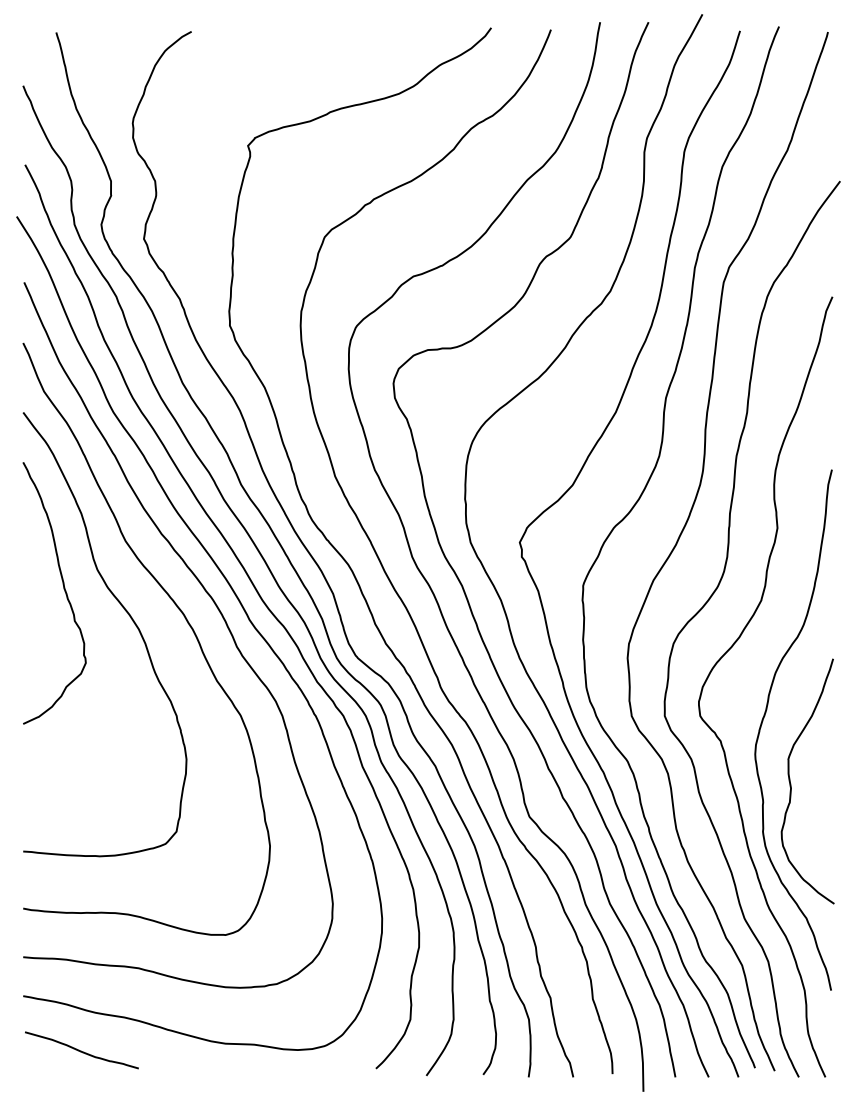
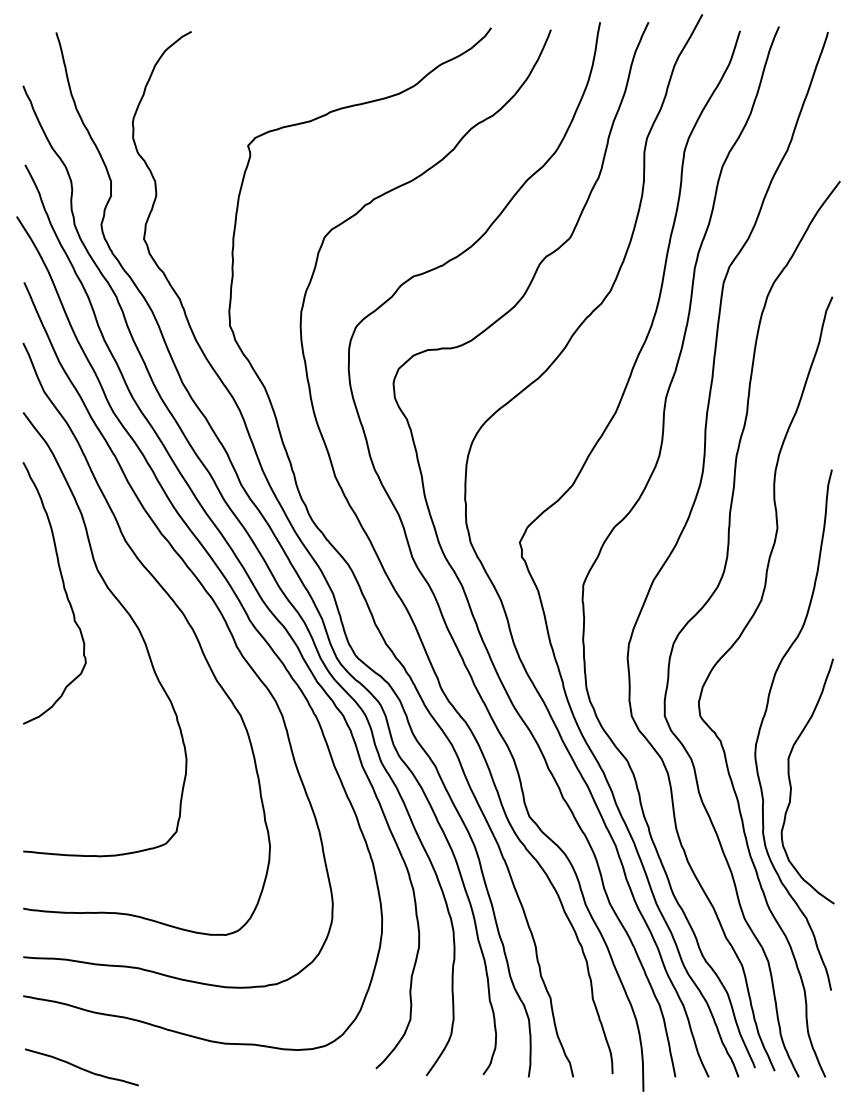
curve position: (81, 1050) -> (81, 1067) (81, 1067)
